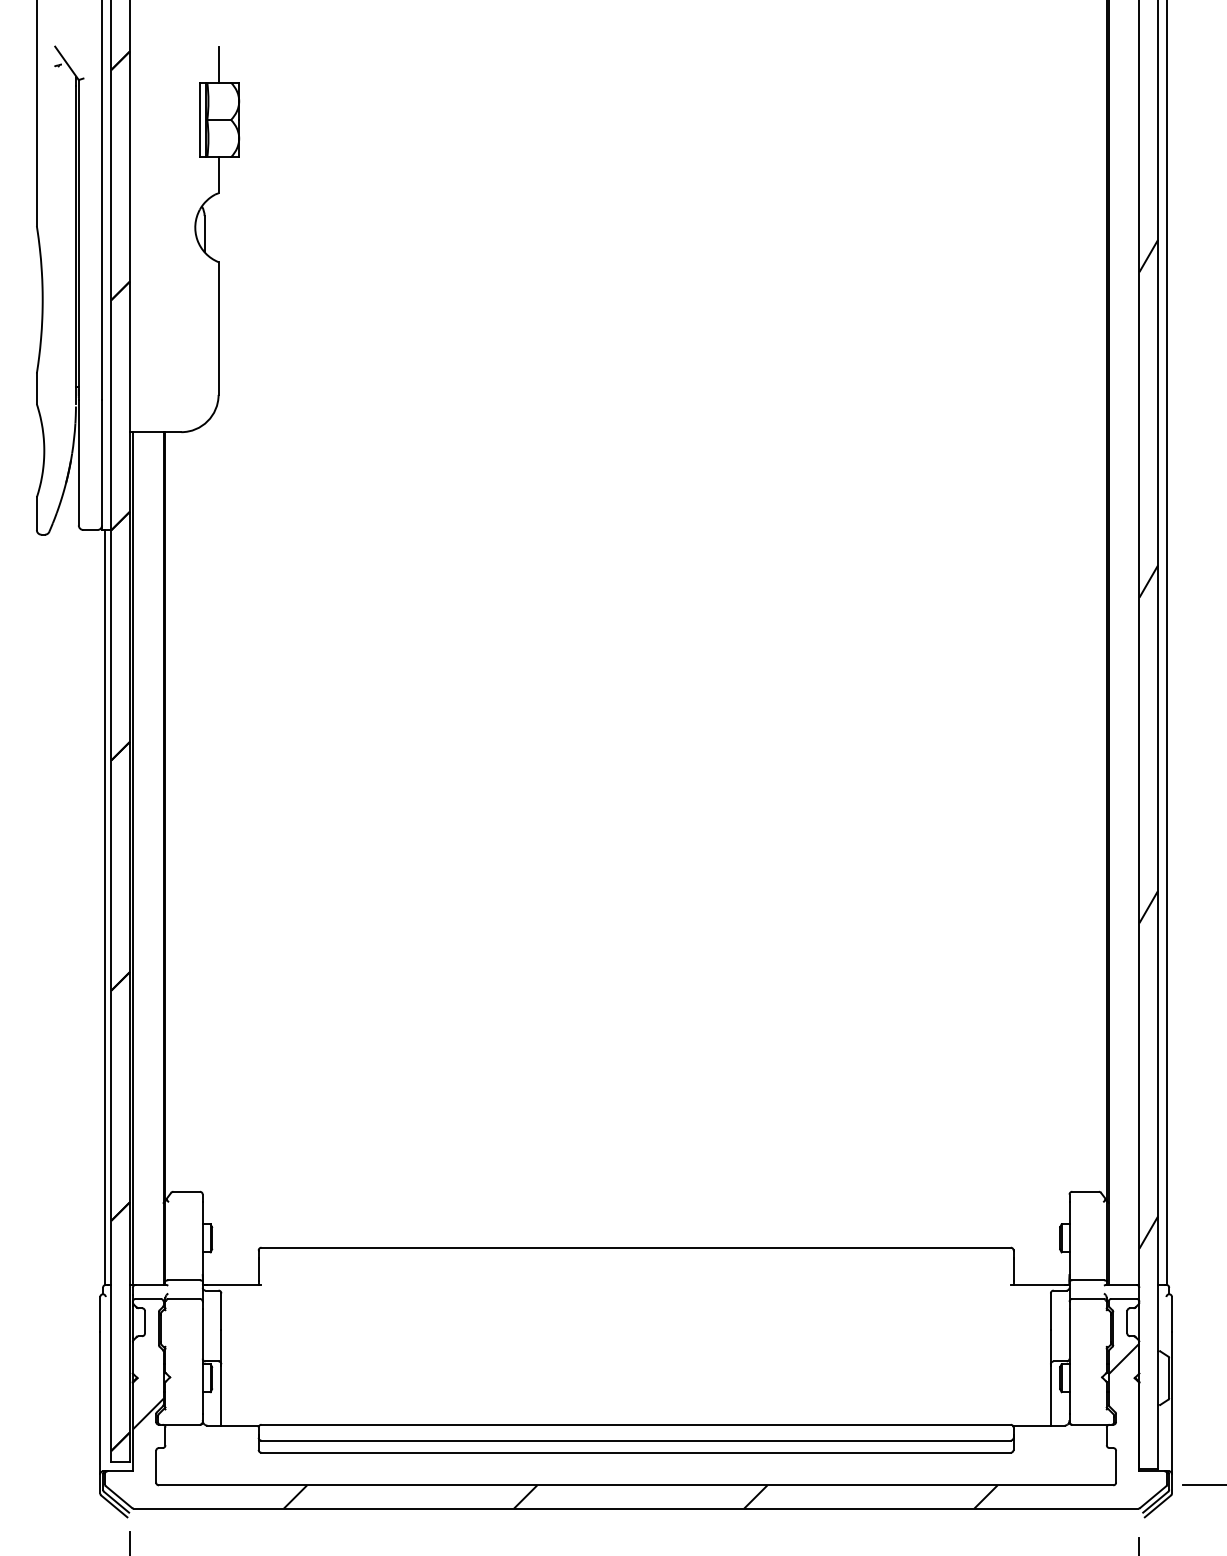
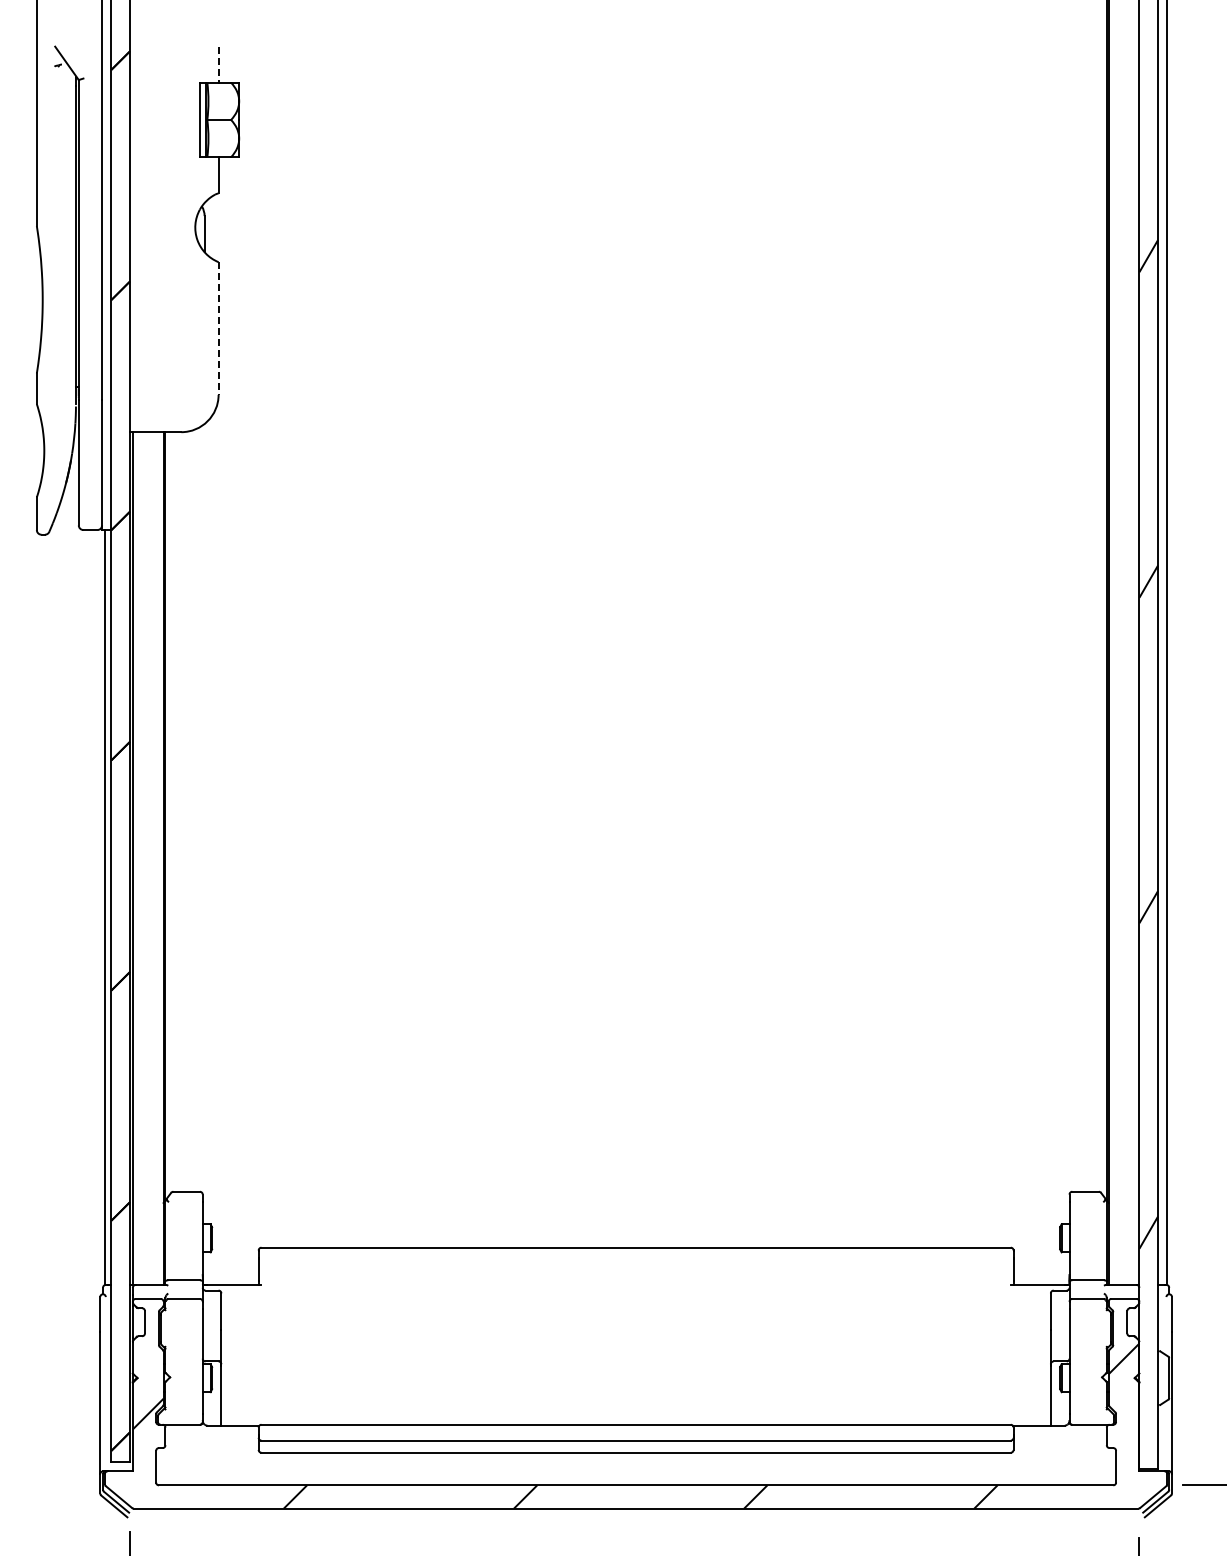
line: solid -> dashed (218, 65)
line: solid -> dashed (218, 329)
